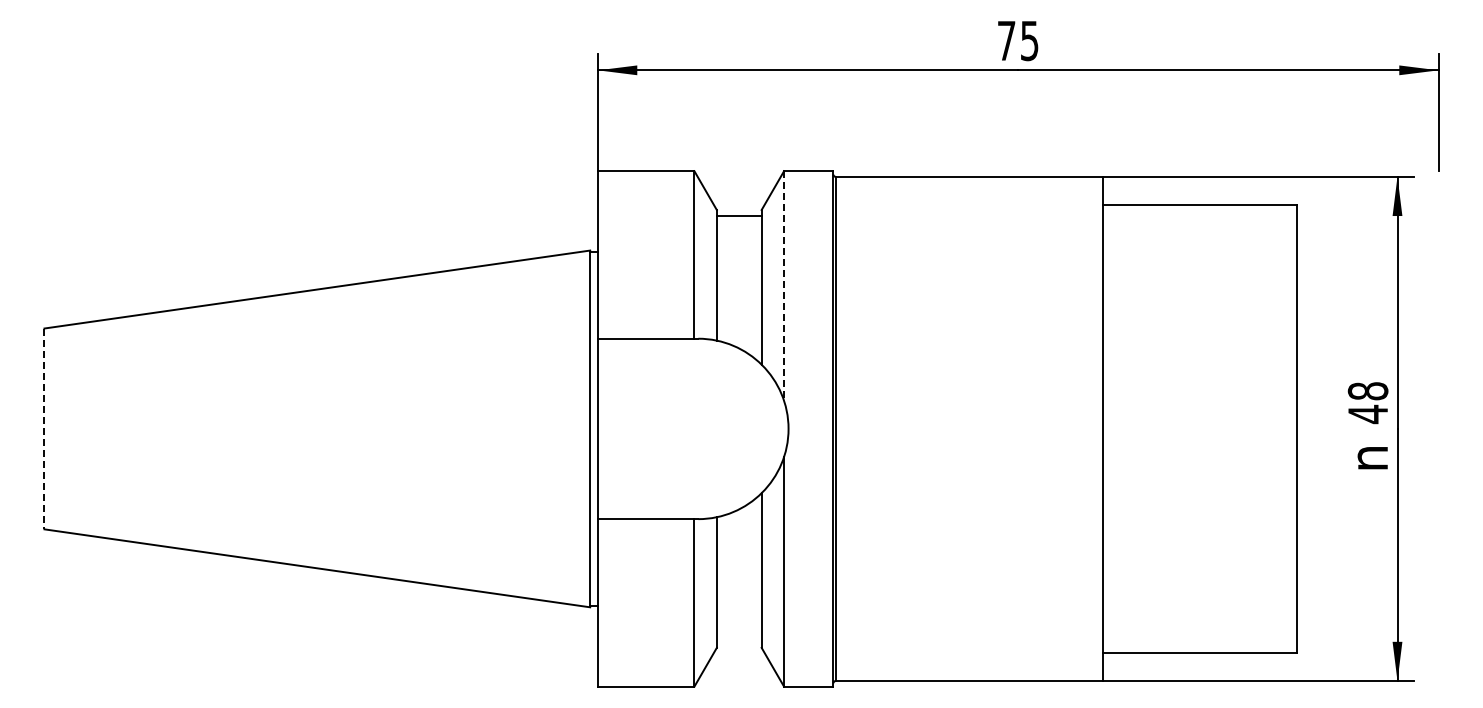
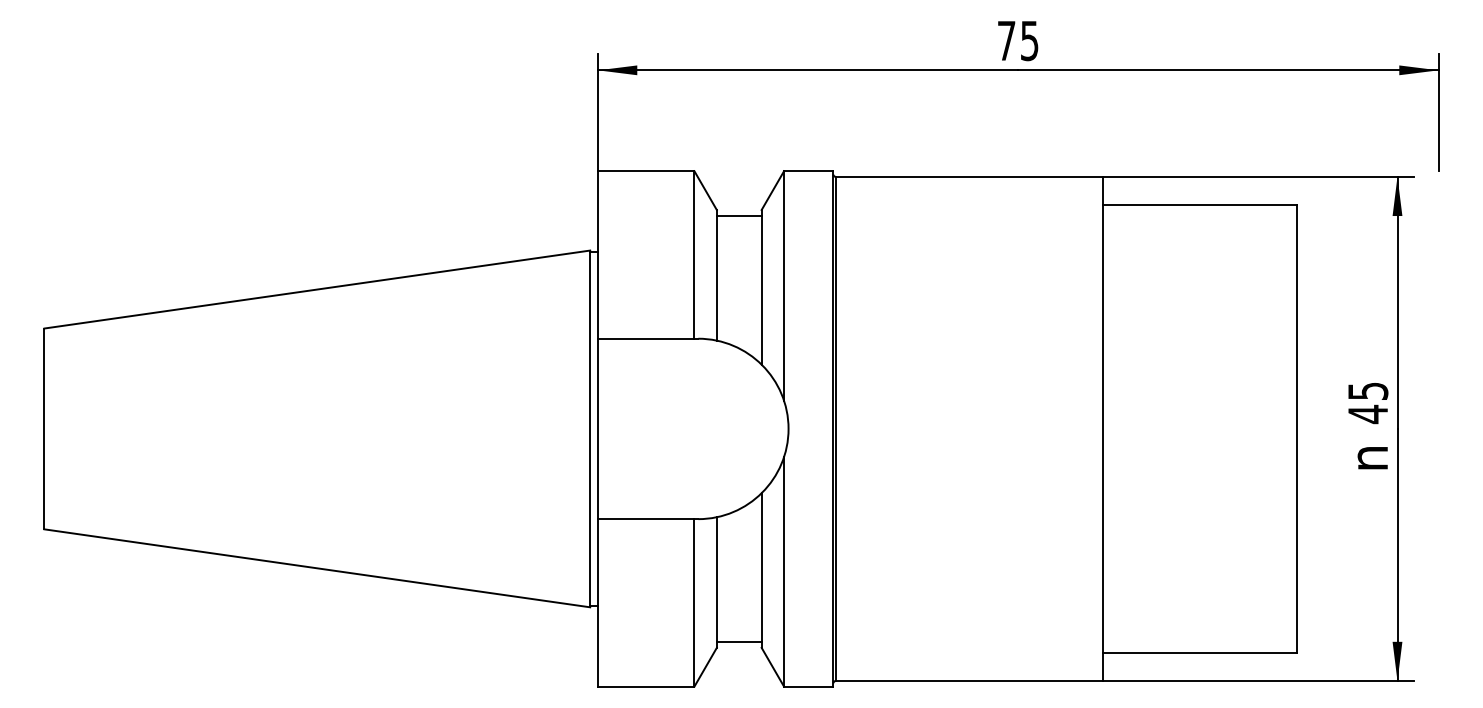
line: dashed -> solid (784, 286)
text: 48 -> 45 (1367, 391)
line: dashed -> solid (44, 429)
line: none -> present (738, 641)
